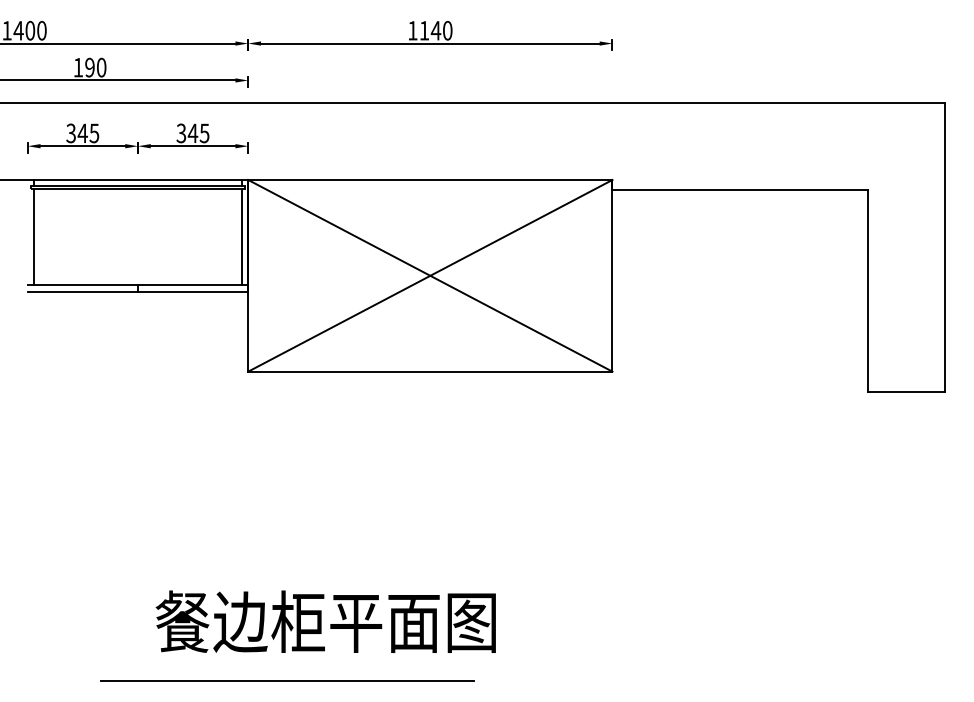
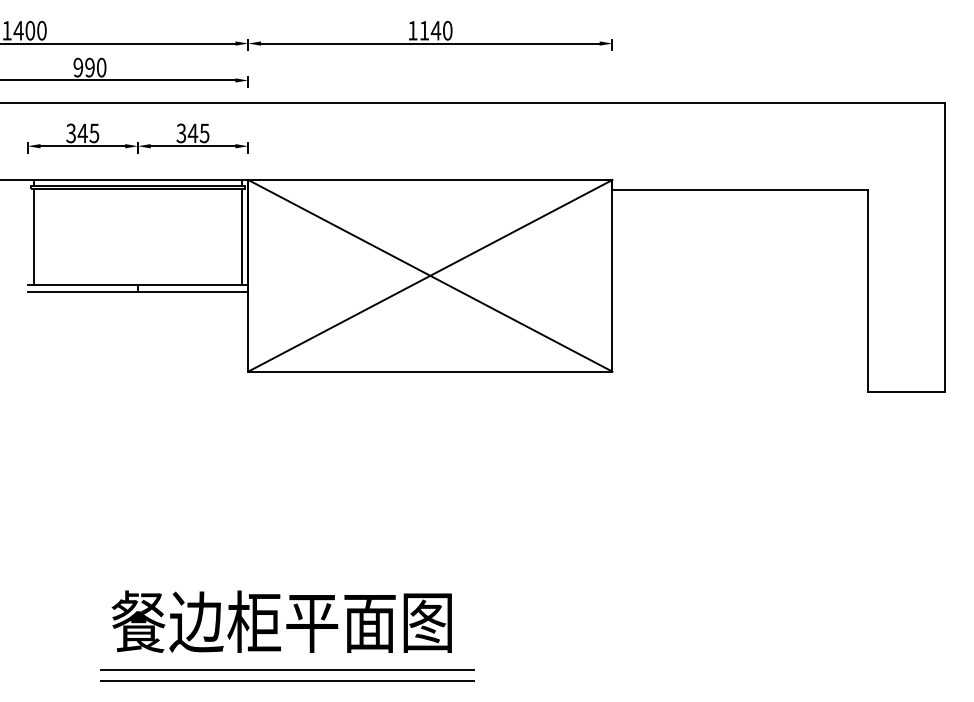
text: 190 -> 990 (78, 67)
text position: (325, 621) -> (281, 621) (281, 621)
line: none -> present (287, 669)
